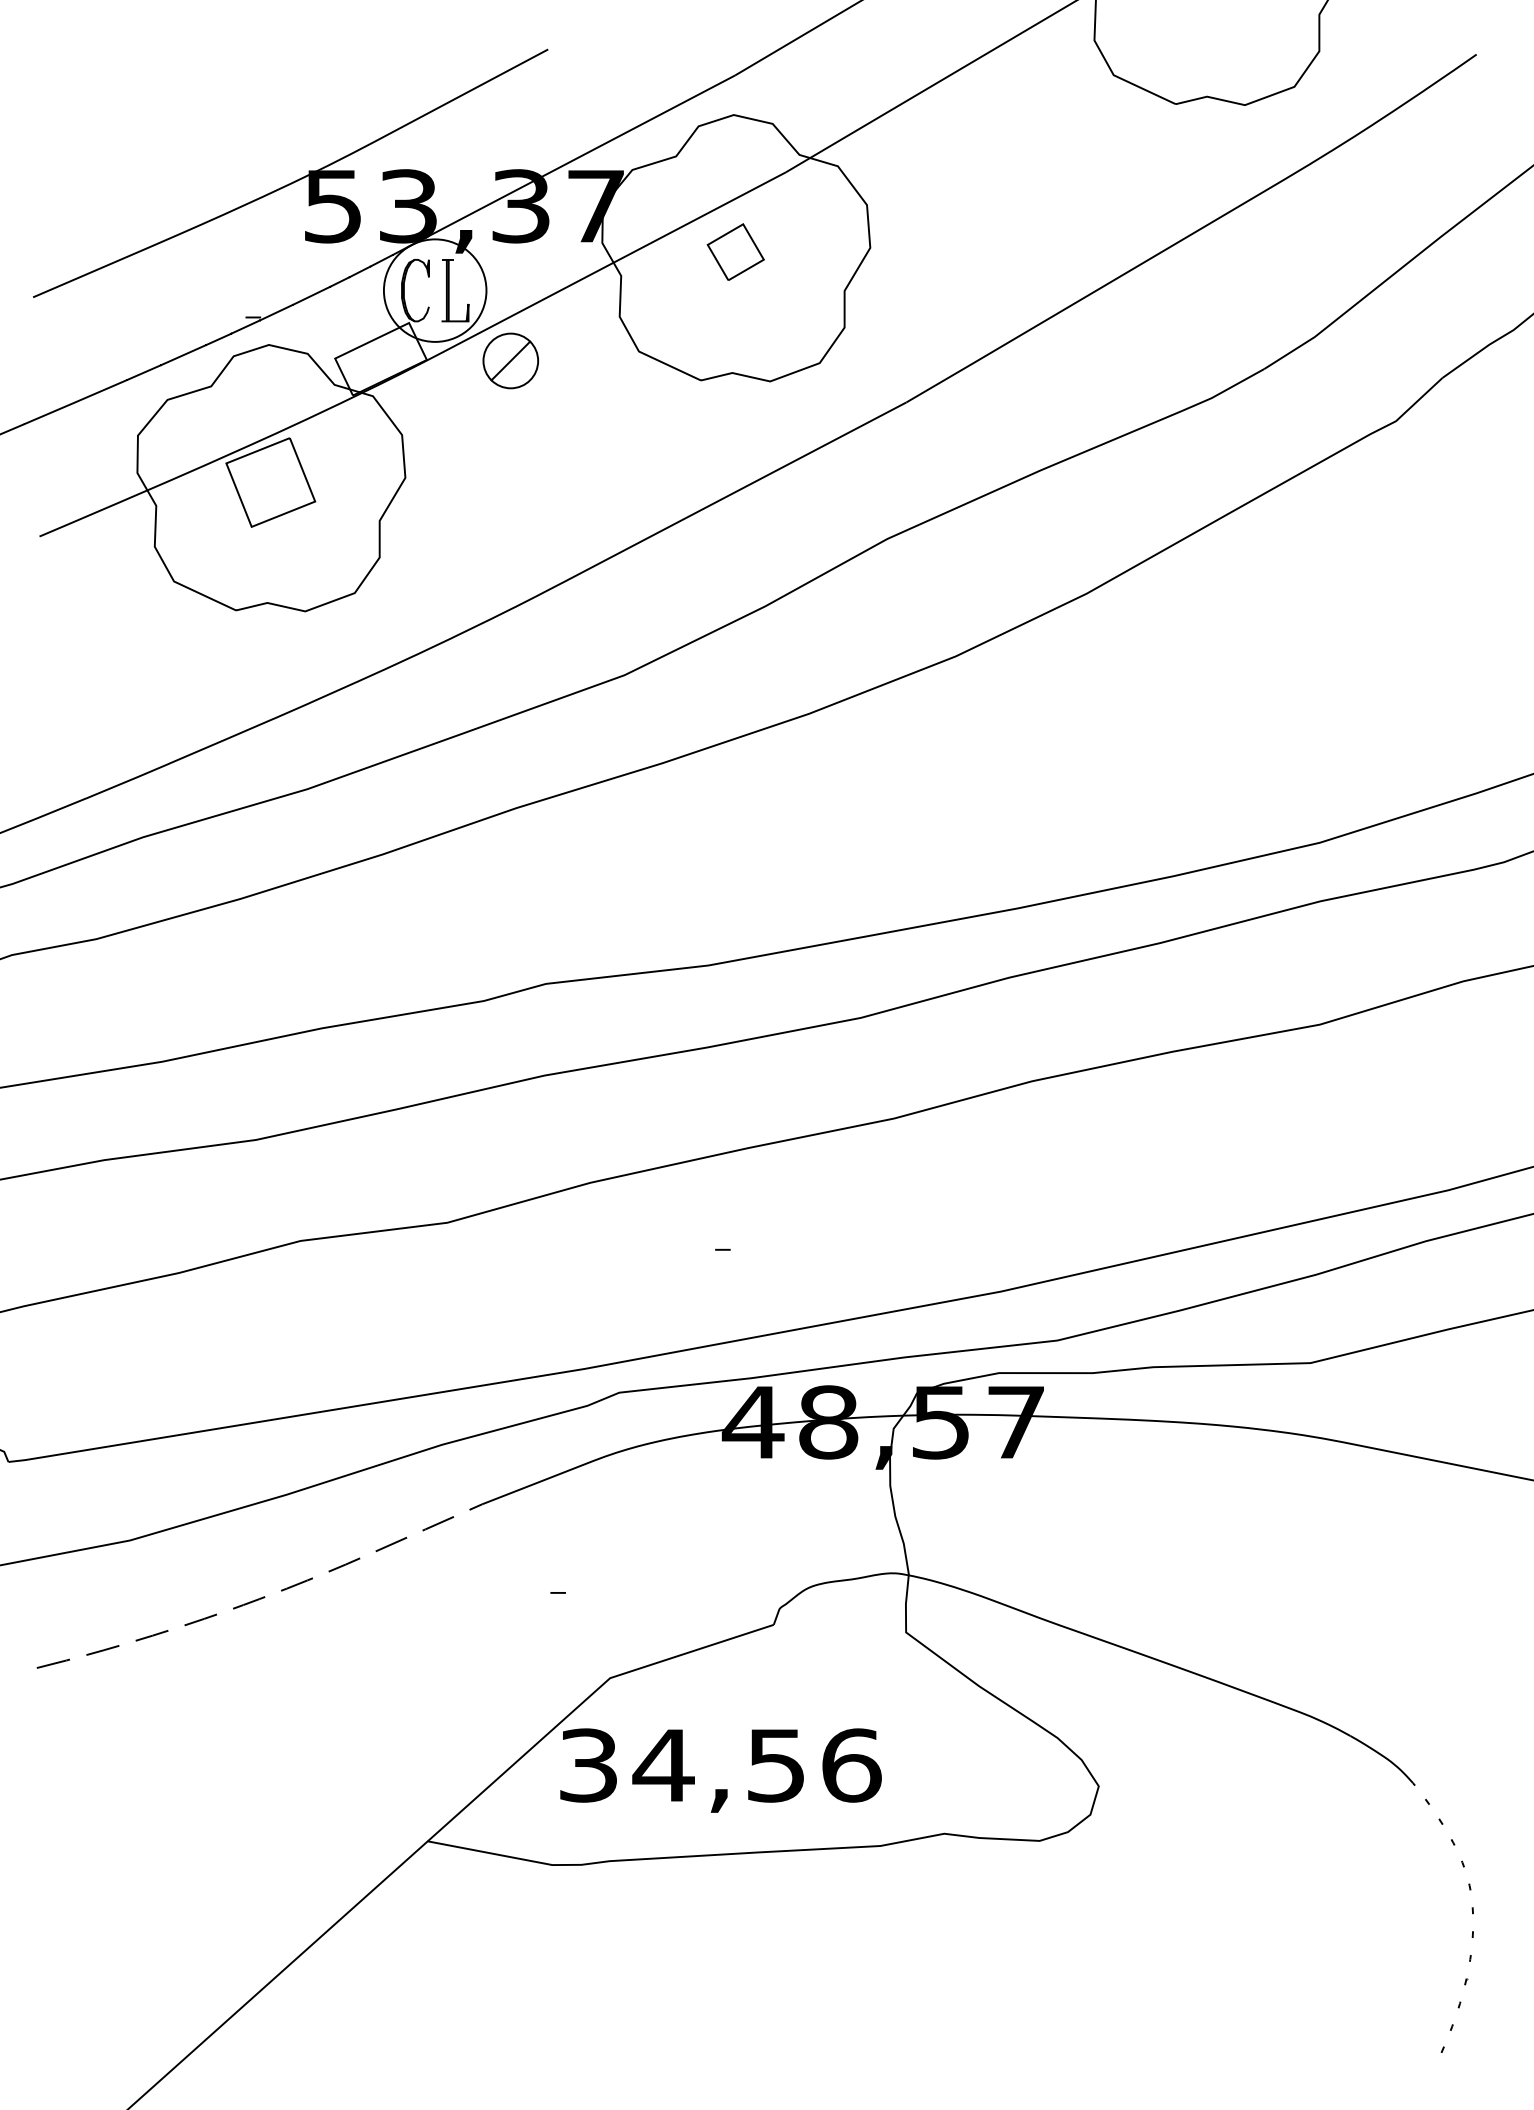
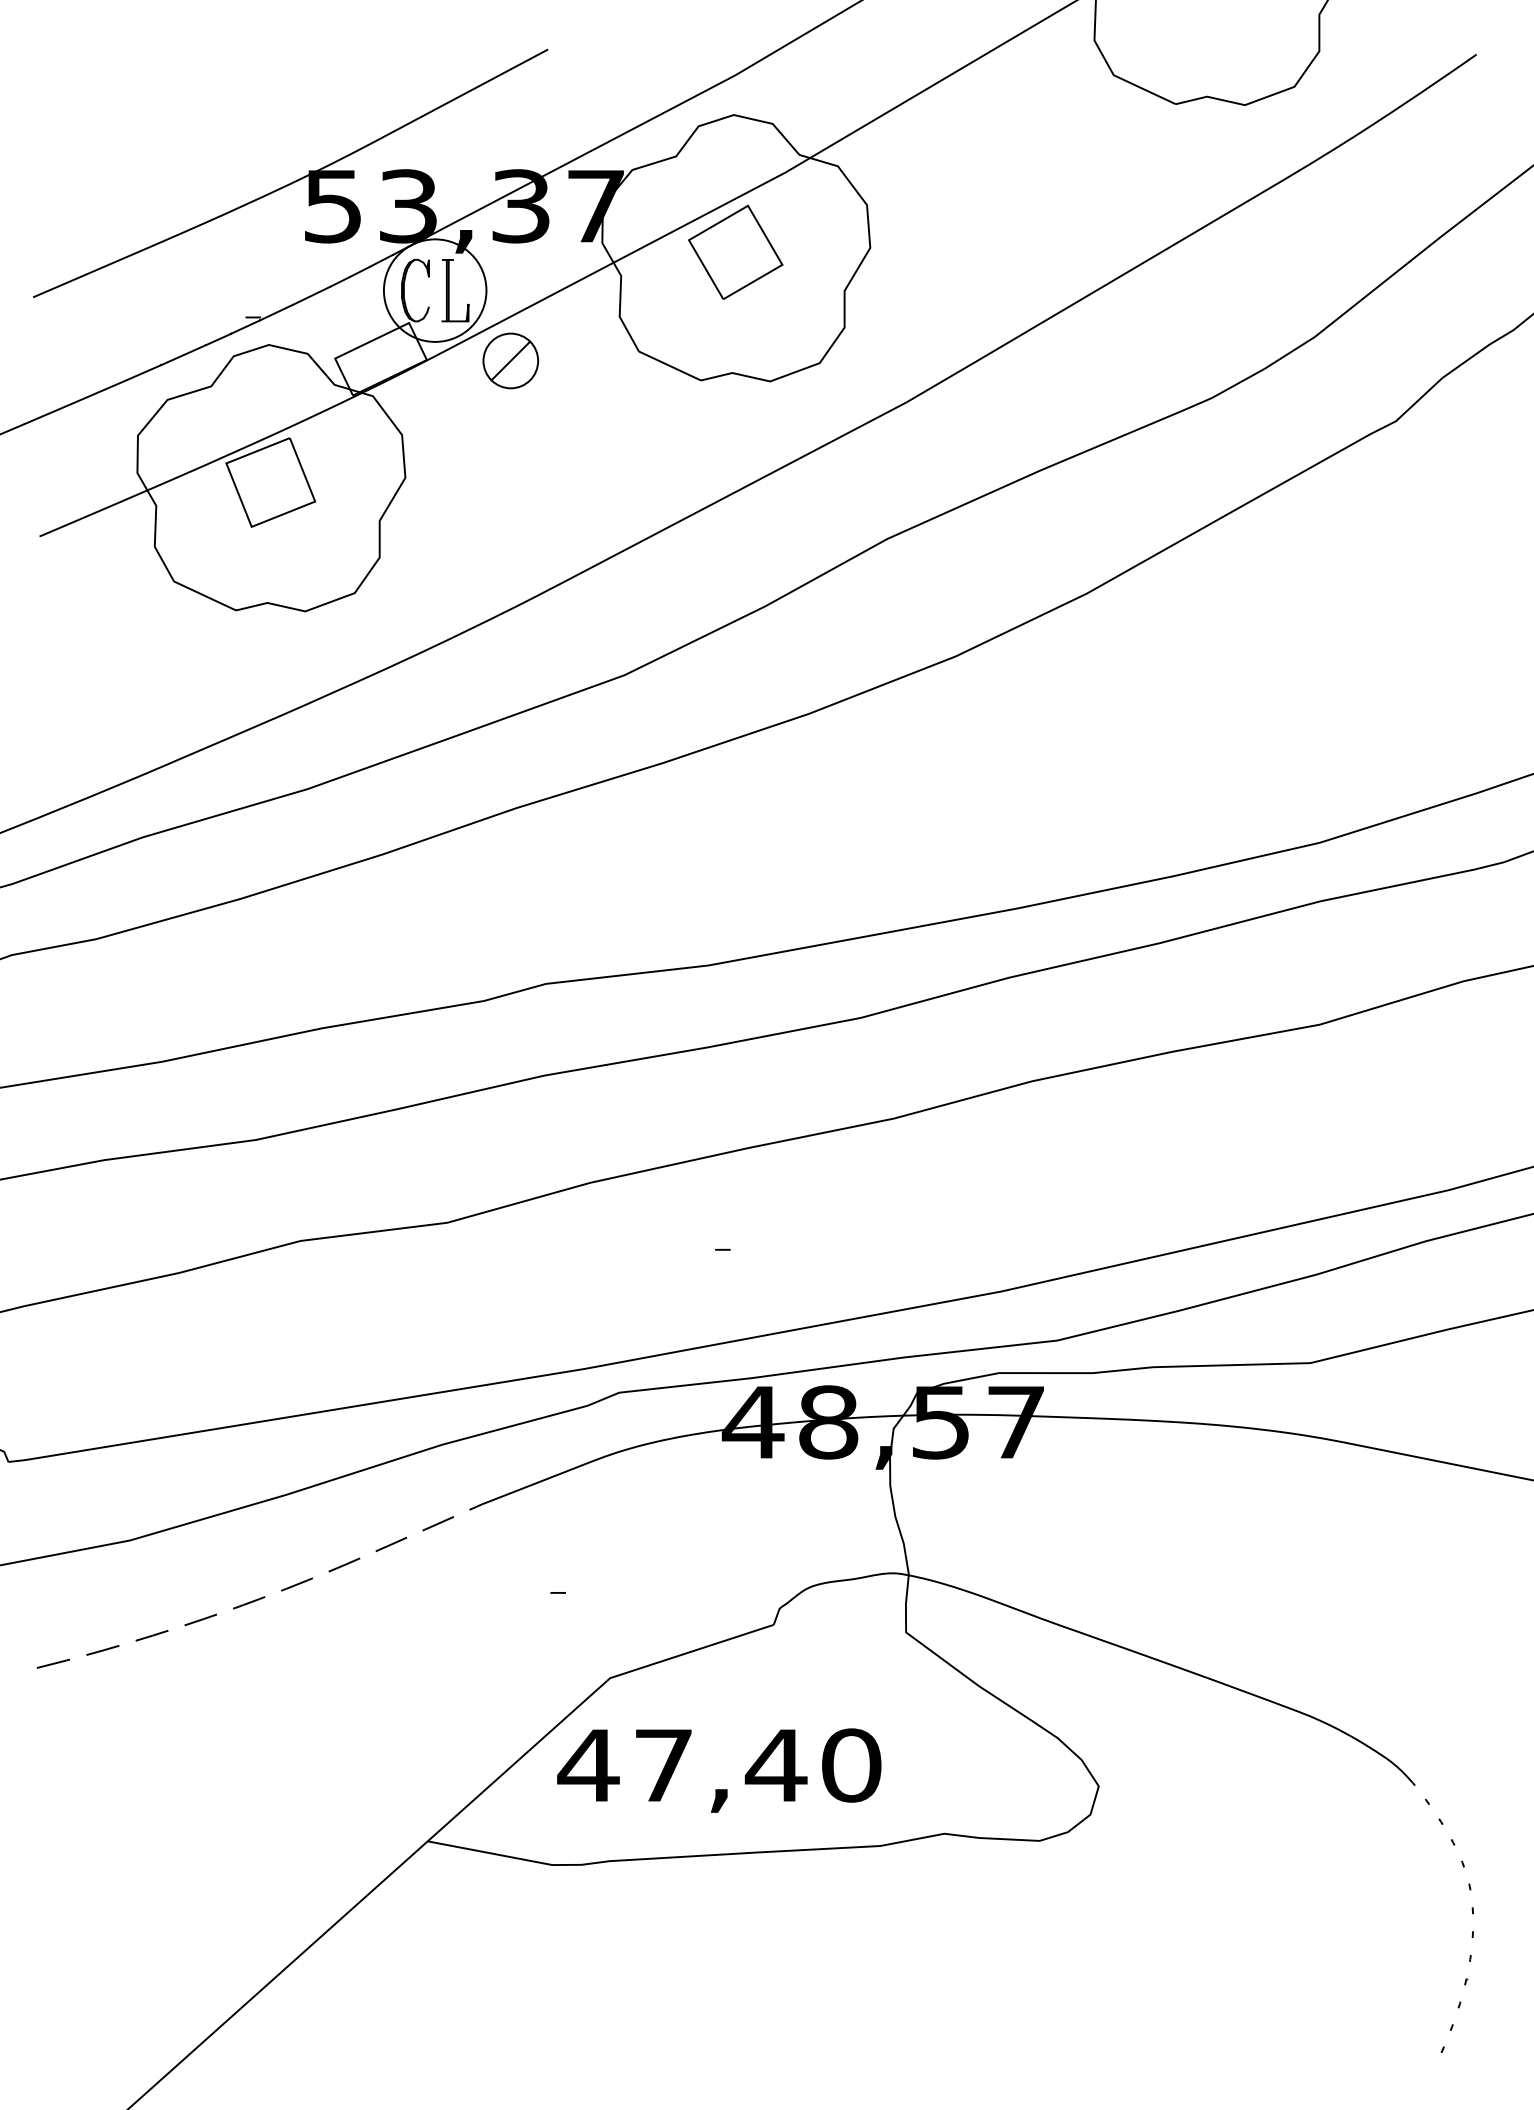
part size: 59x58 px -> 96x96 px (735, 251)
text: 34,56 -> 47,40 (719, 1765)
